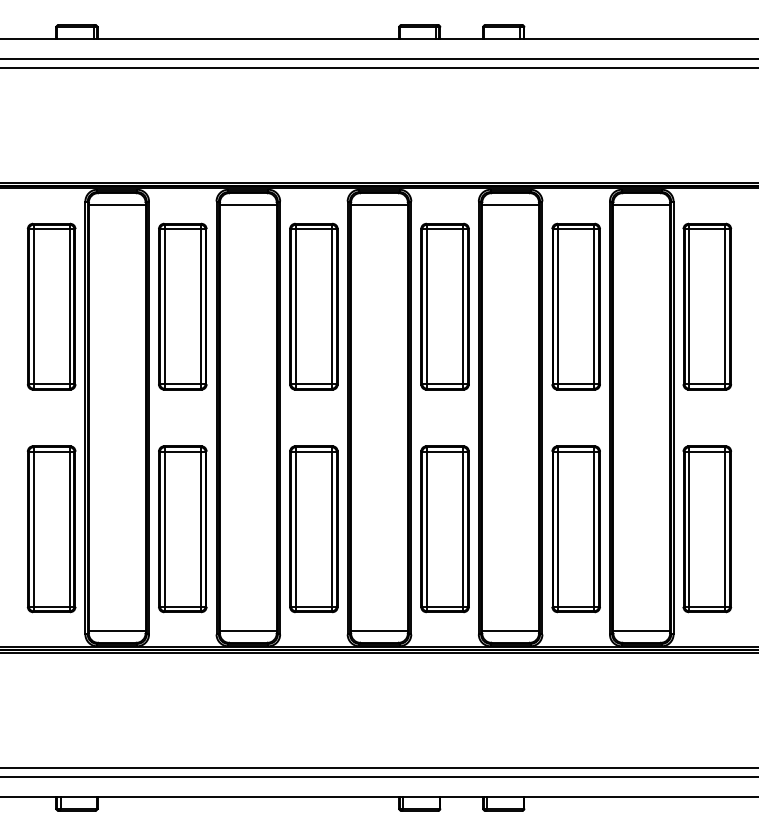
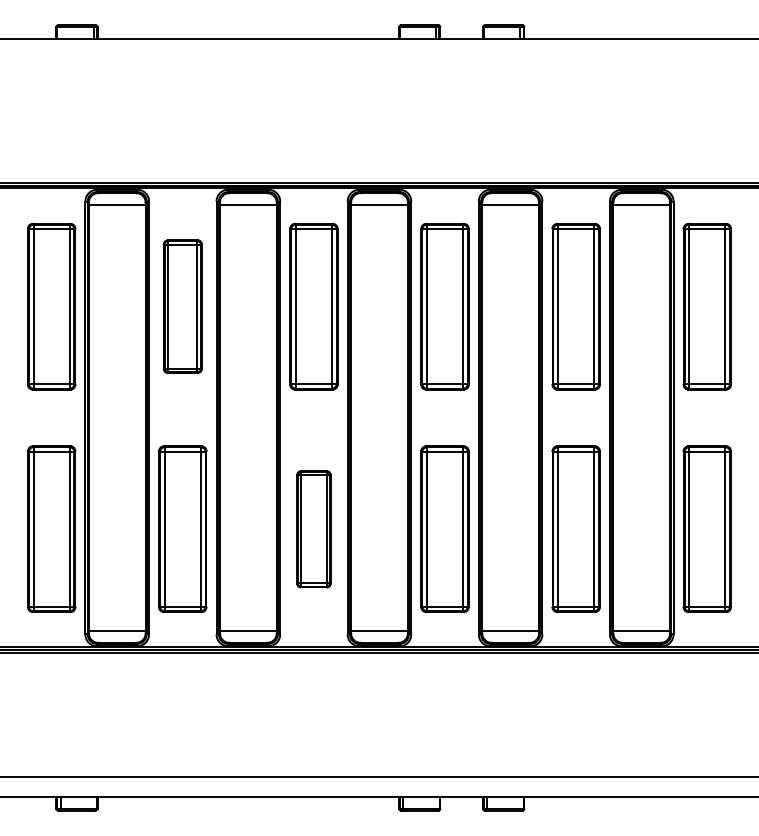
line: present -> none (378, 59)
line: present -> none (378, 67)
part size: 50x169 px -> 41x135 px (182, 306)
part size: 50x169 px -> 36x119 px (313, 529)
line: present -> none (378, 768)
